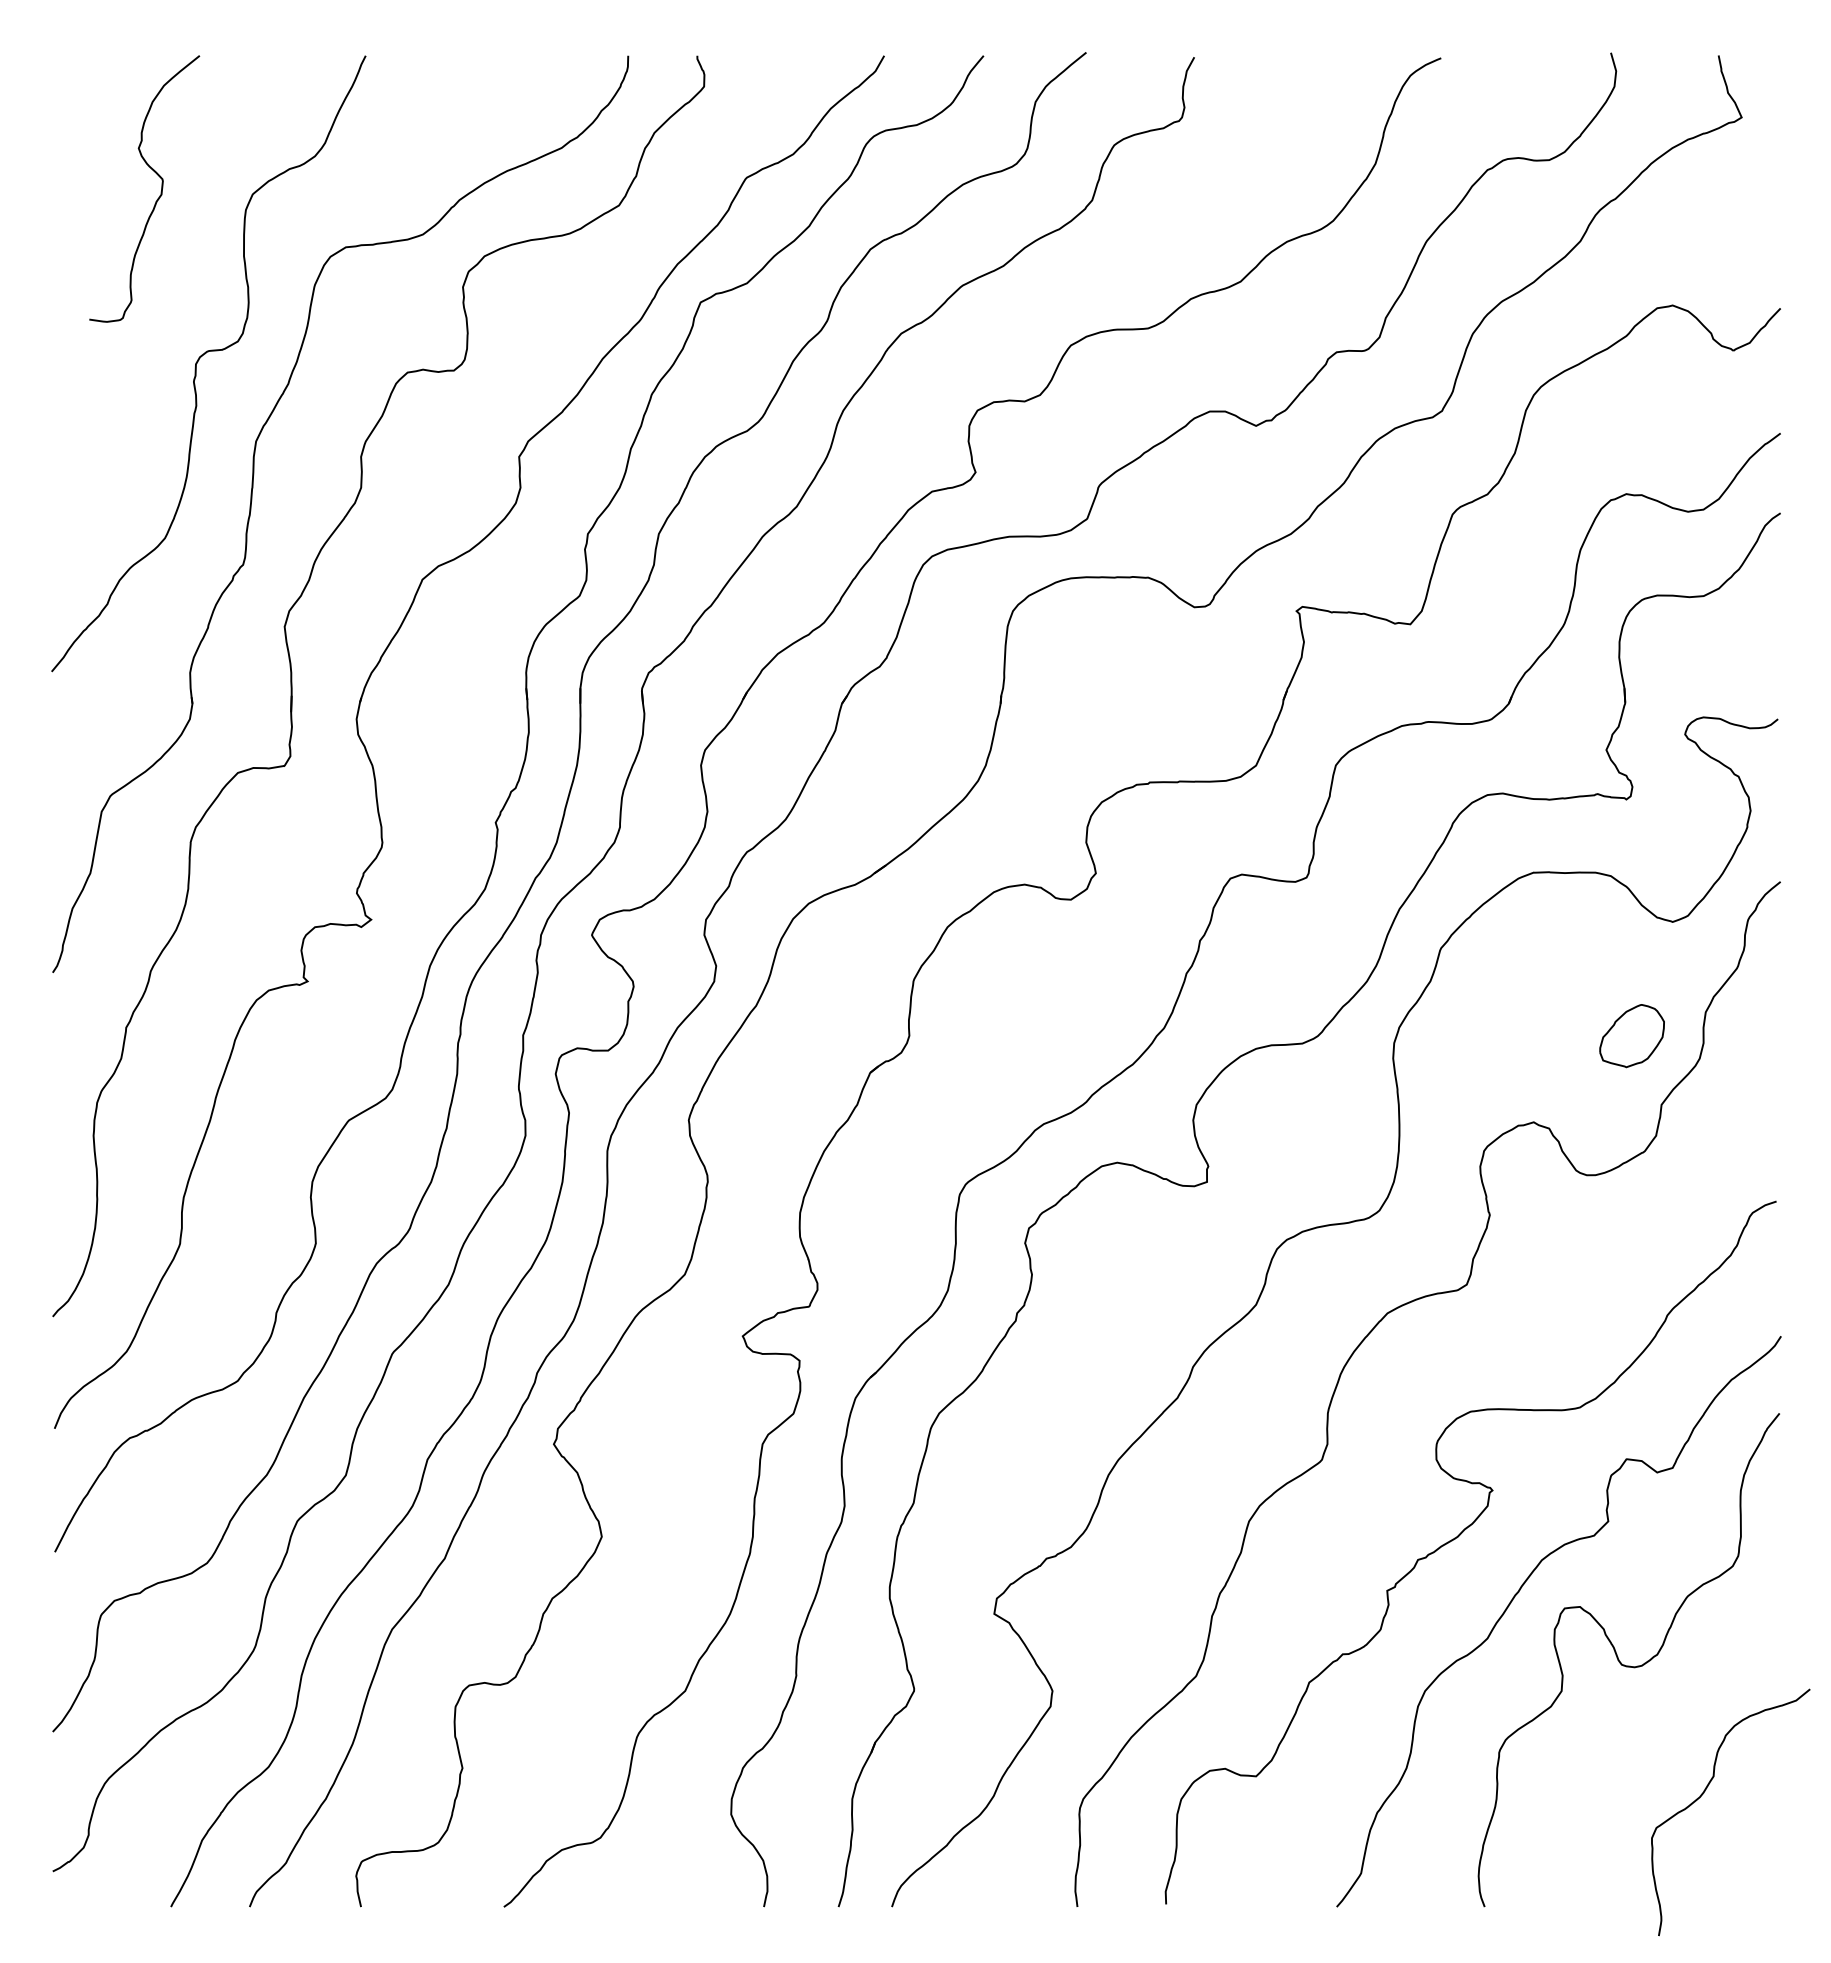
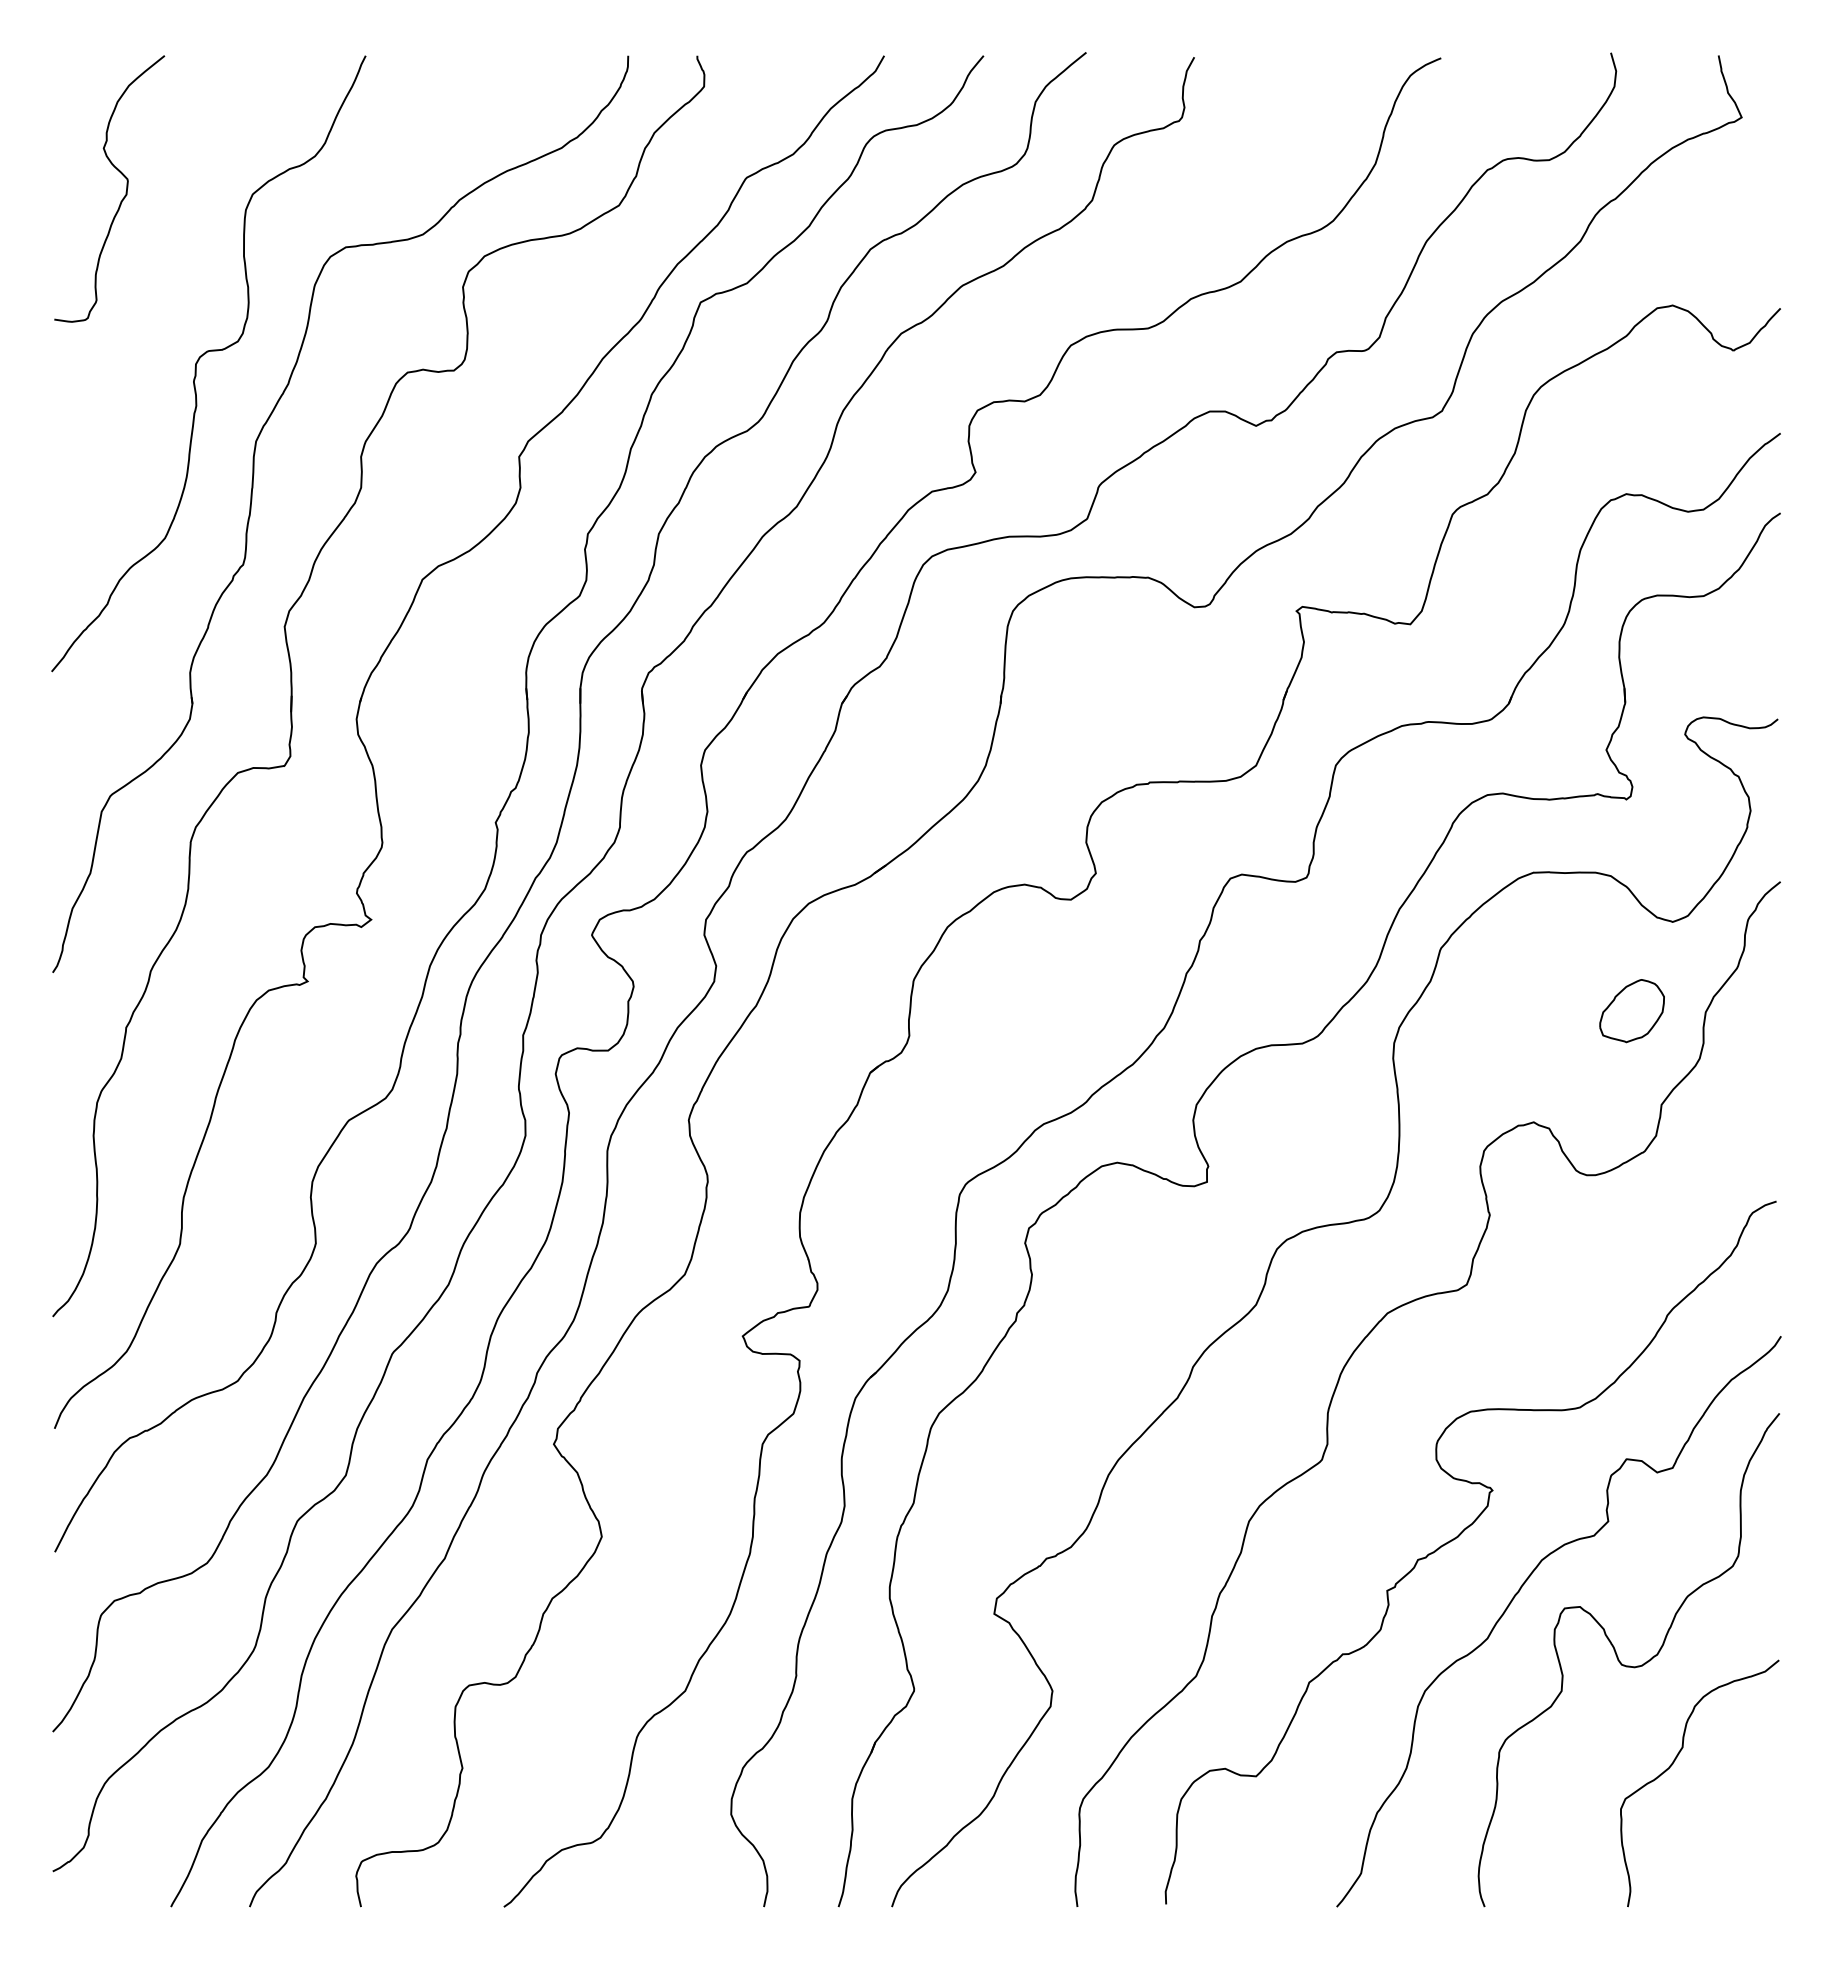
curve position: (157, 198) -> (122, 198) (122, 198)
part position: (1631, 1036) -> (1631, 1011) (1631, 1011)
curve position: (1704, 1793) -> (1673, 1764) (1673, 1764)
